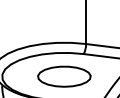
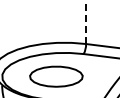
line: solid -> dashed (86, 22)
part position: (64, 76) -> (56, 76) (56, 76)
